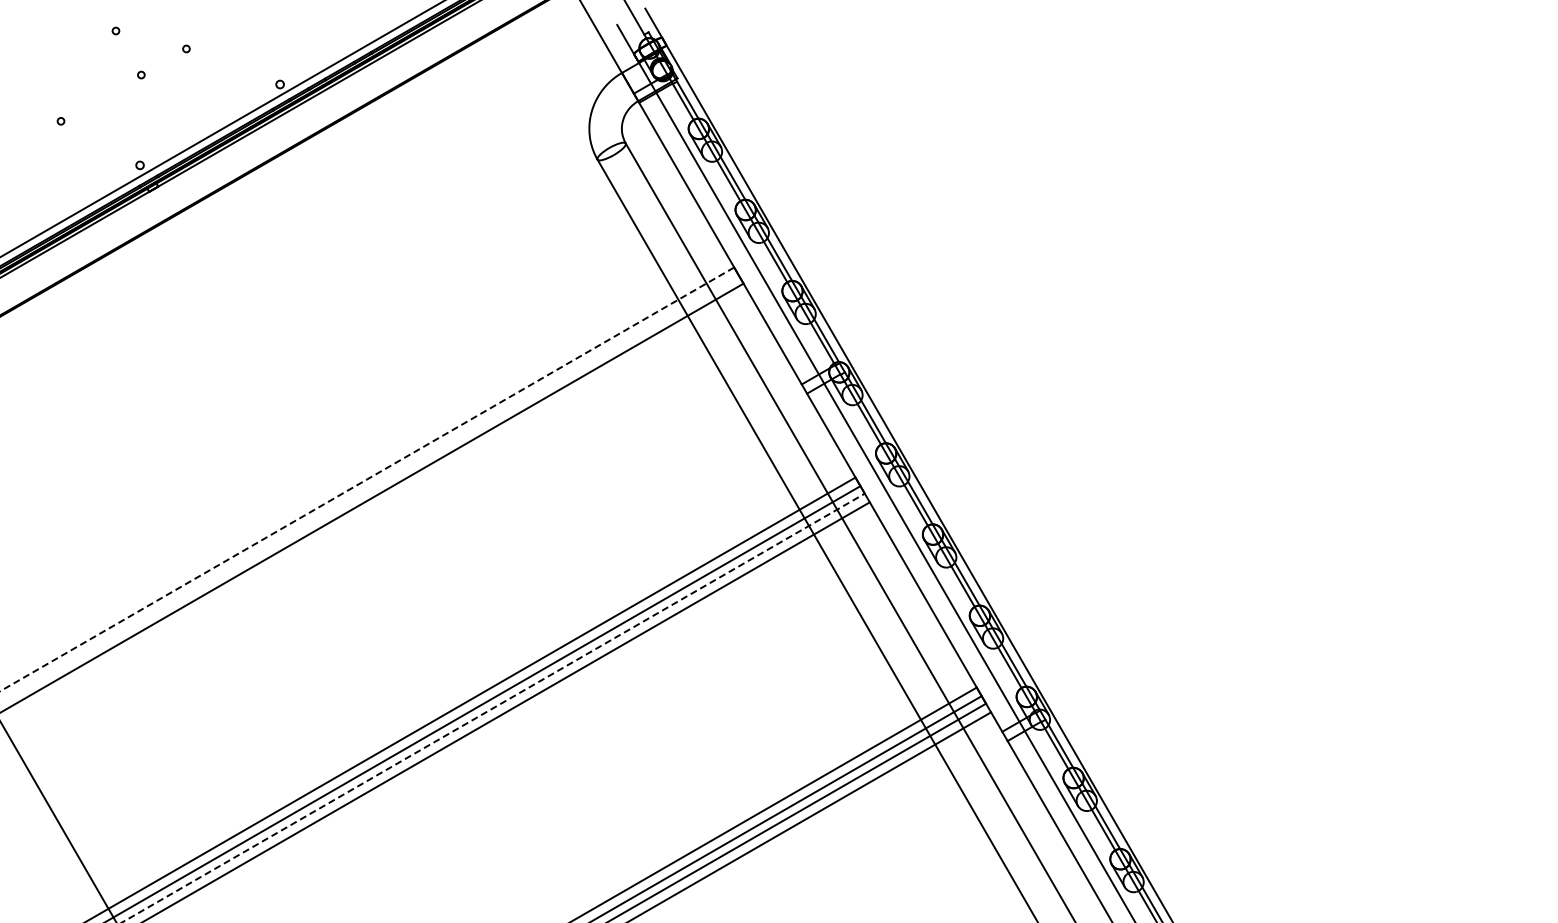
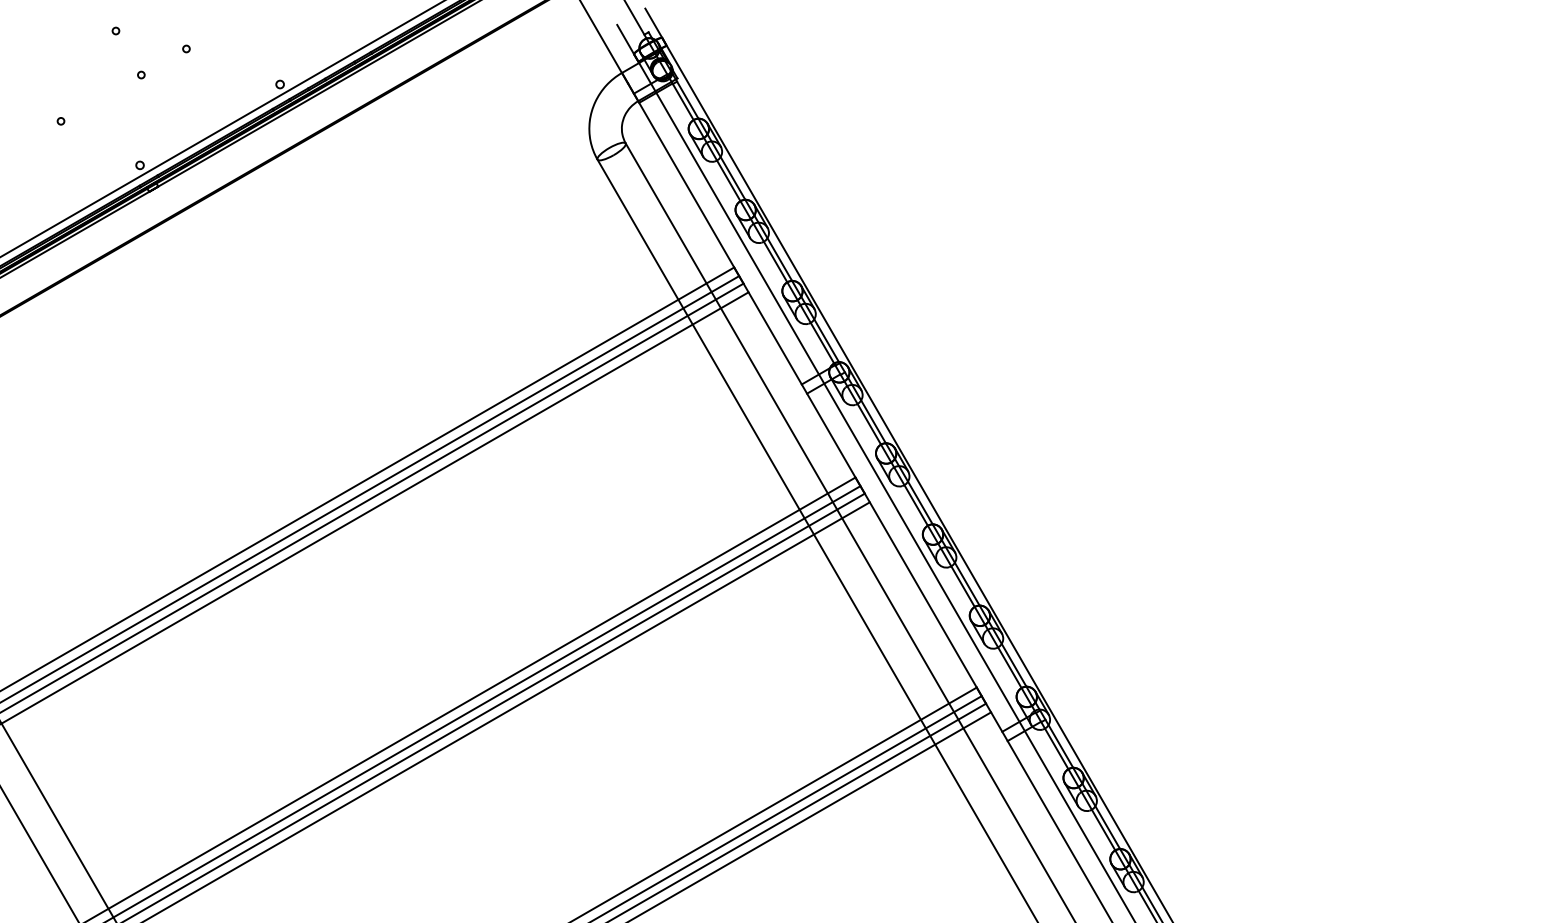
line: dashed -> solid (367, 479)
line: none -> present (370, 488)
line: none -> present (375, 507)
line: dashed -> solid (493, 707)
line: none -> present (39, 854)
